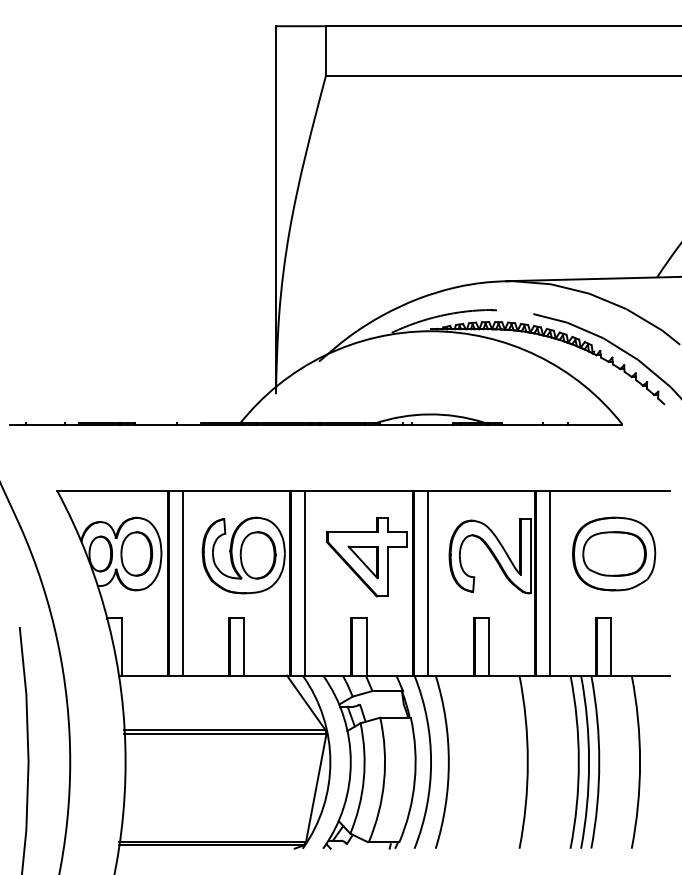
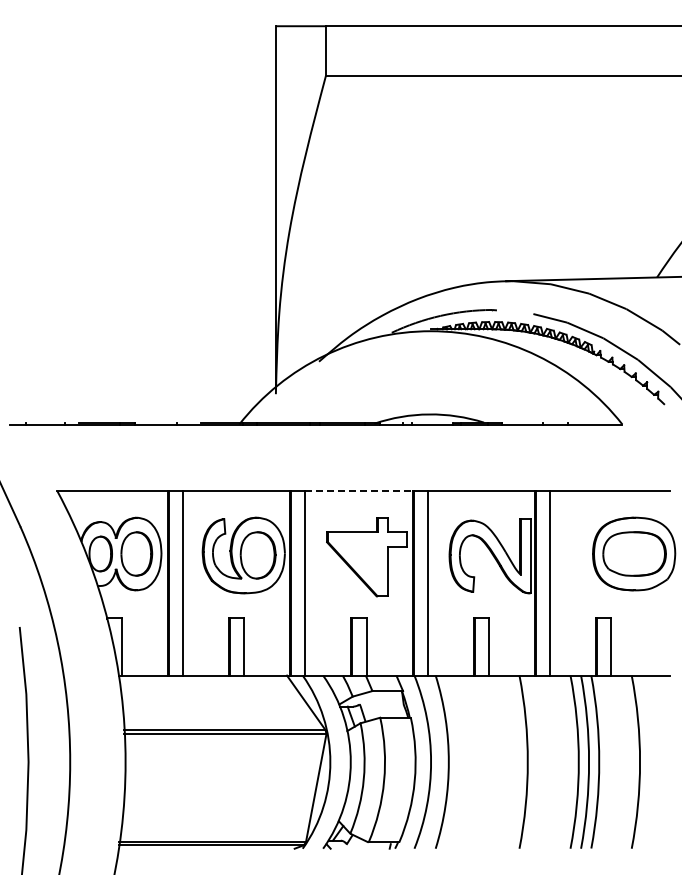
line: solid -> dashed (358, 491)
part position: (614, 553) -> (634, 553) (634, 553)
part: present -> none (362, 562)
